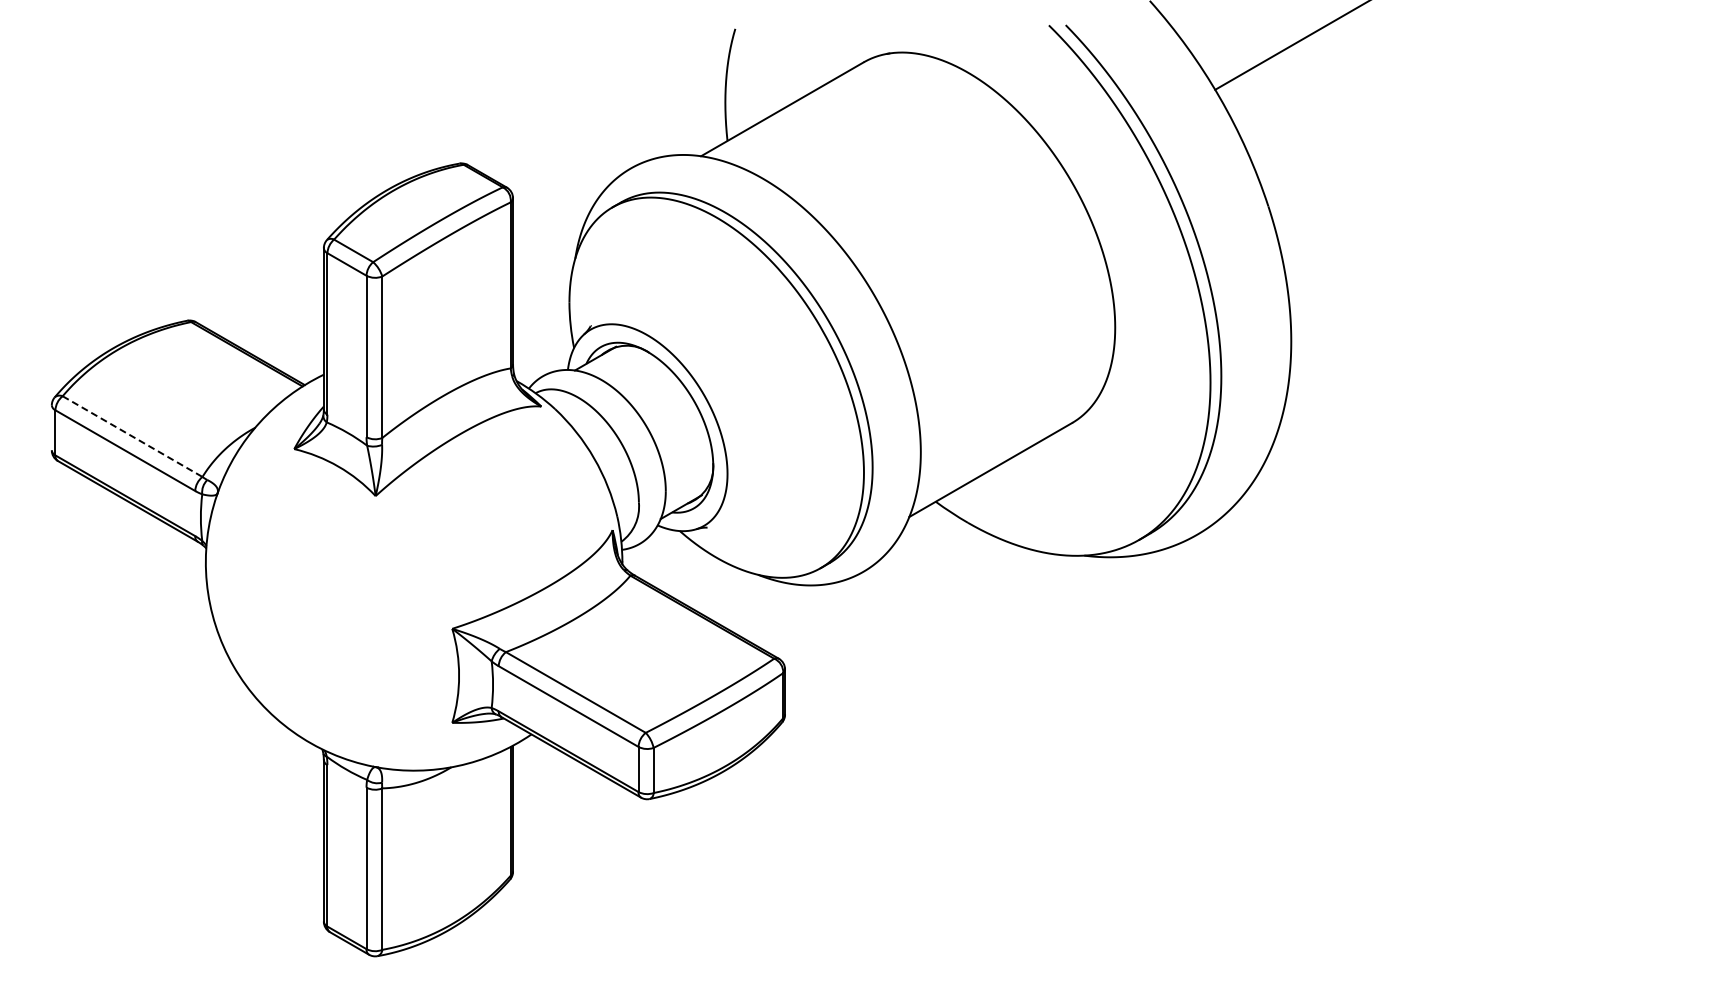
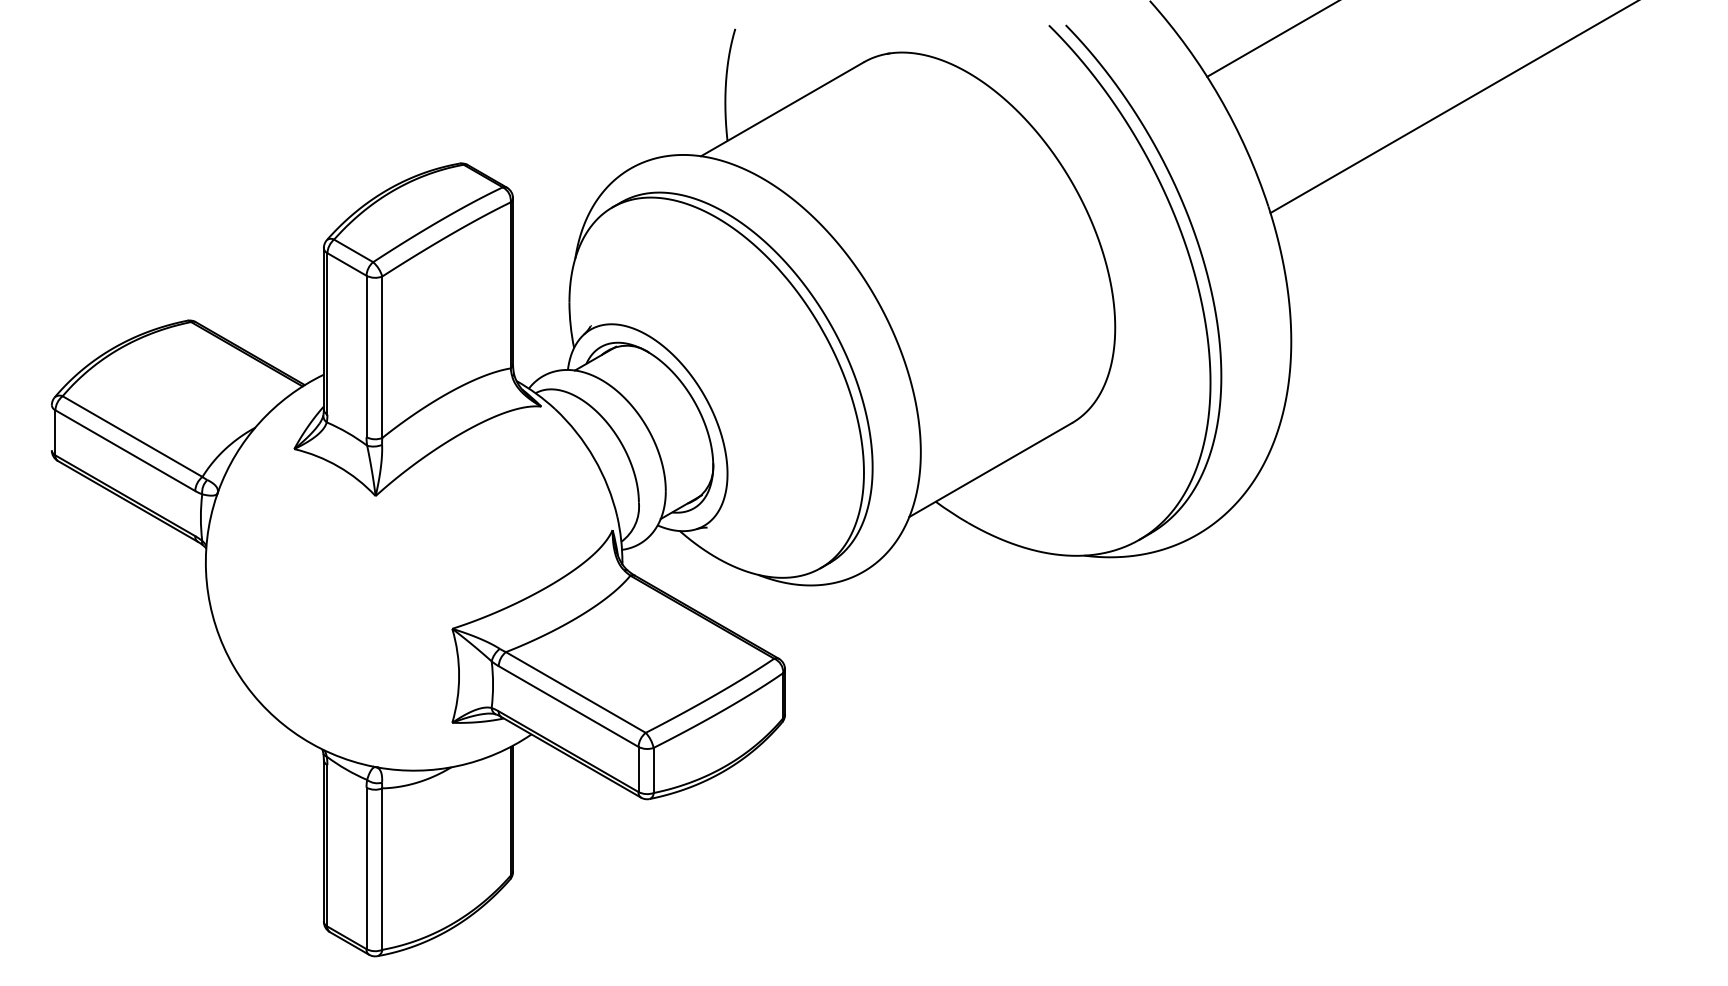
line position: (1290, 45) -> (1271, 39) (1271, 39)
line: none -> present (1452, 107)
line: dashed -> solid (132, 436)
